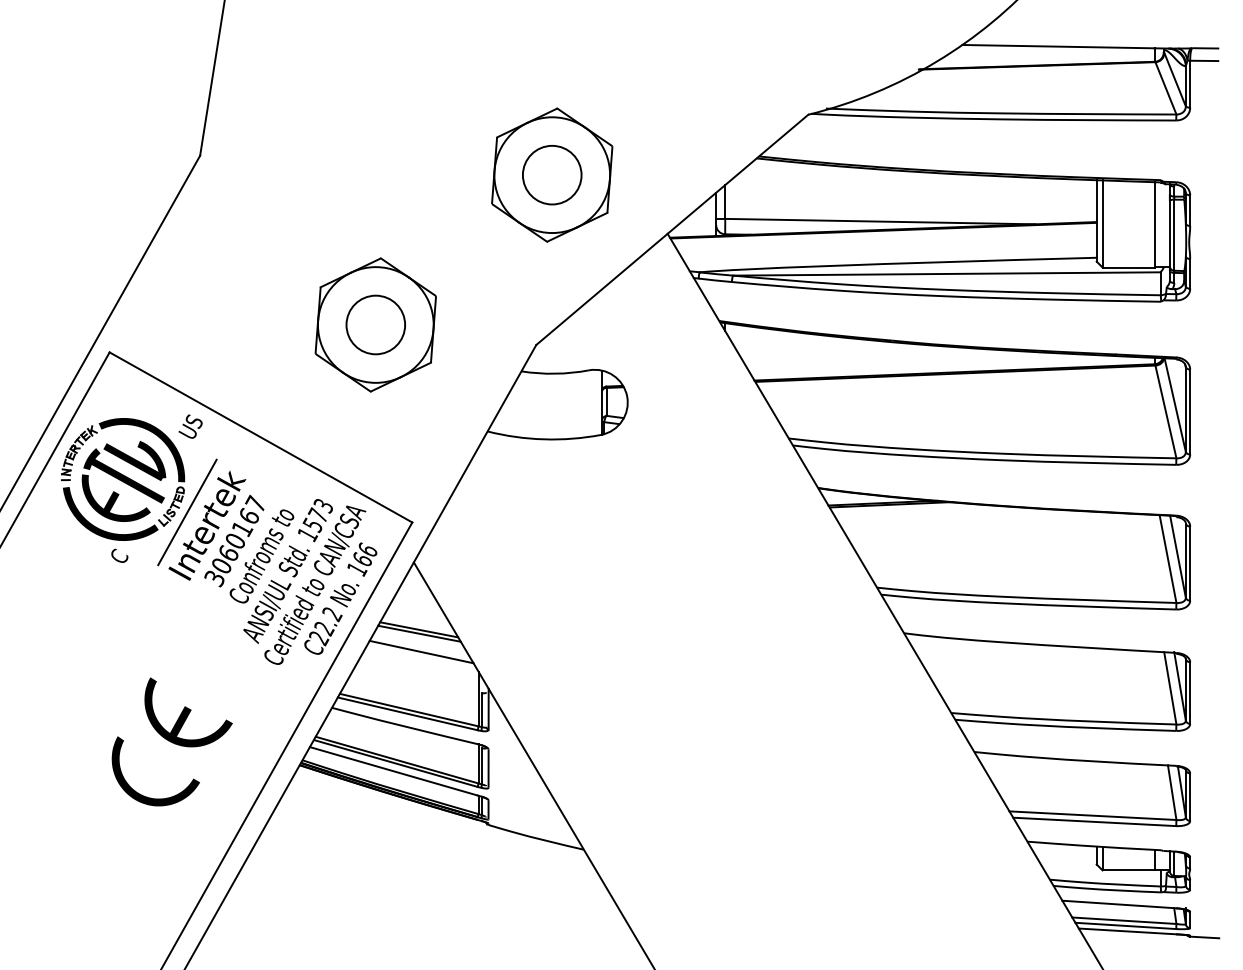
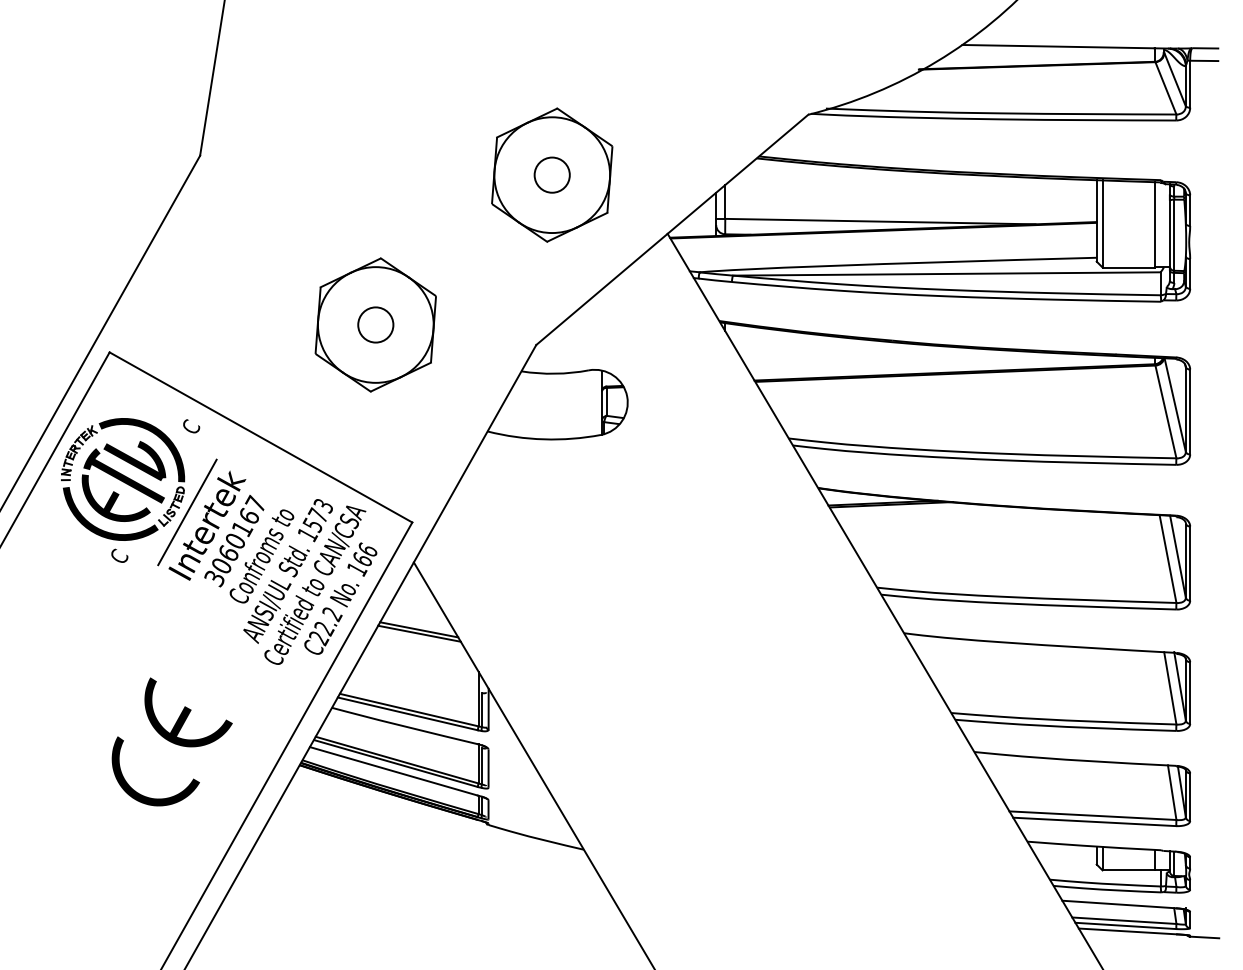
circle diameter: 59 px -> 35 px (551, 174)
circle diameter: 59 px -> 35 px (375, 324)
text: US -> C (190, 426)
line: present -> none (421, 651)
